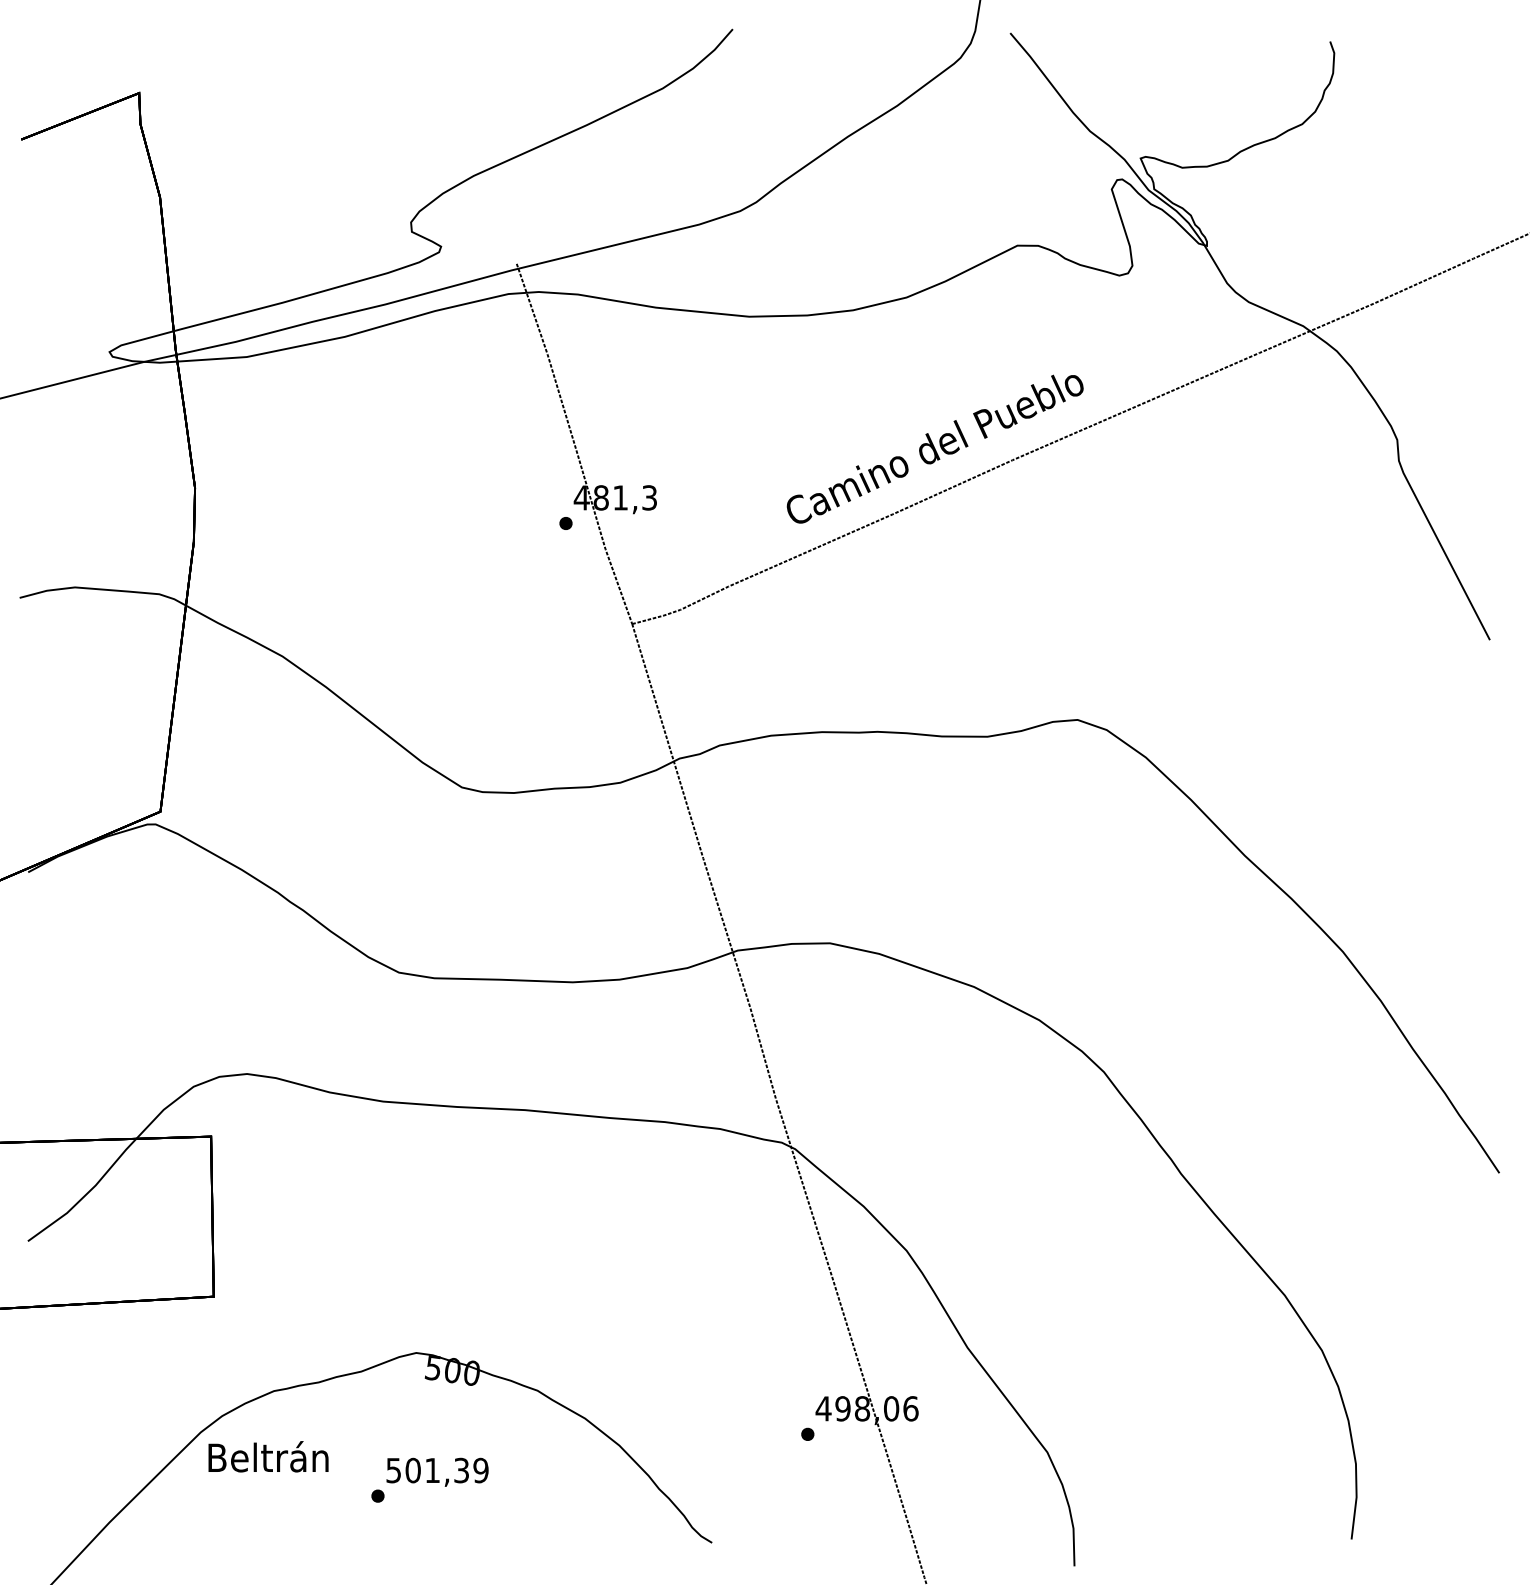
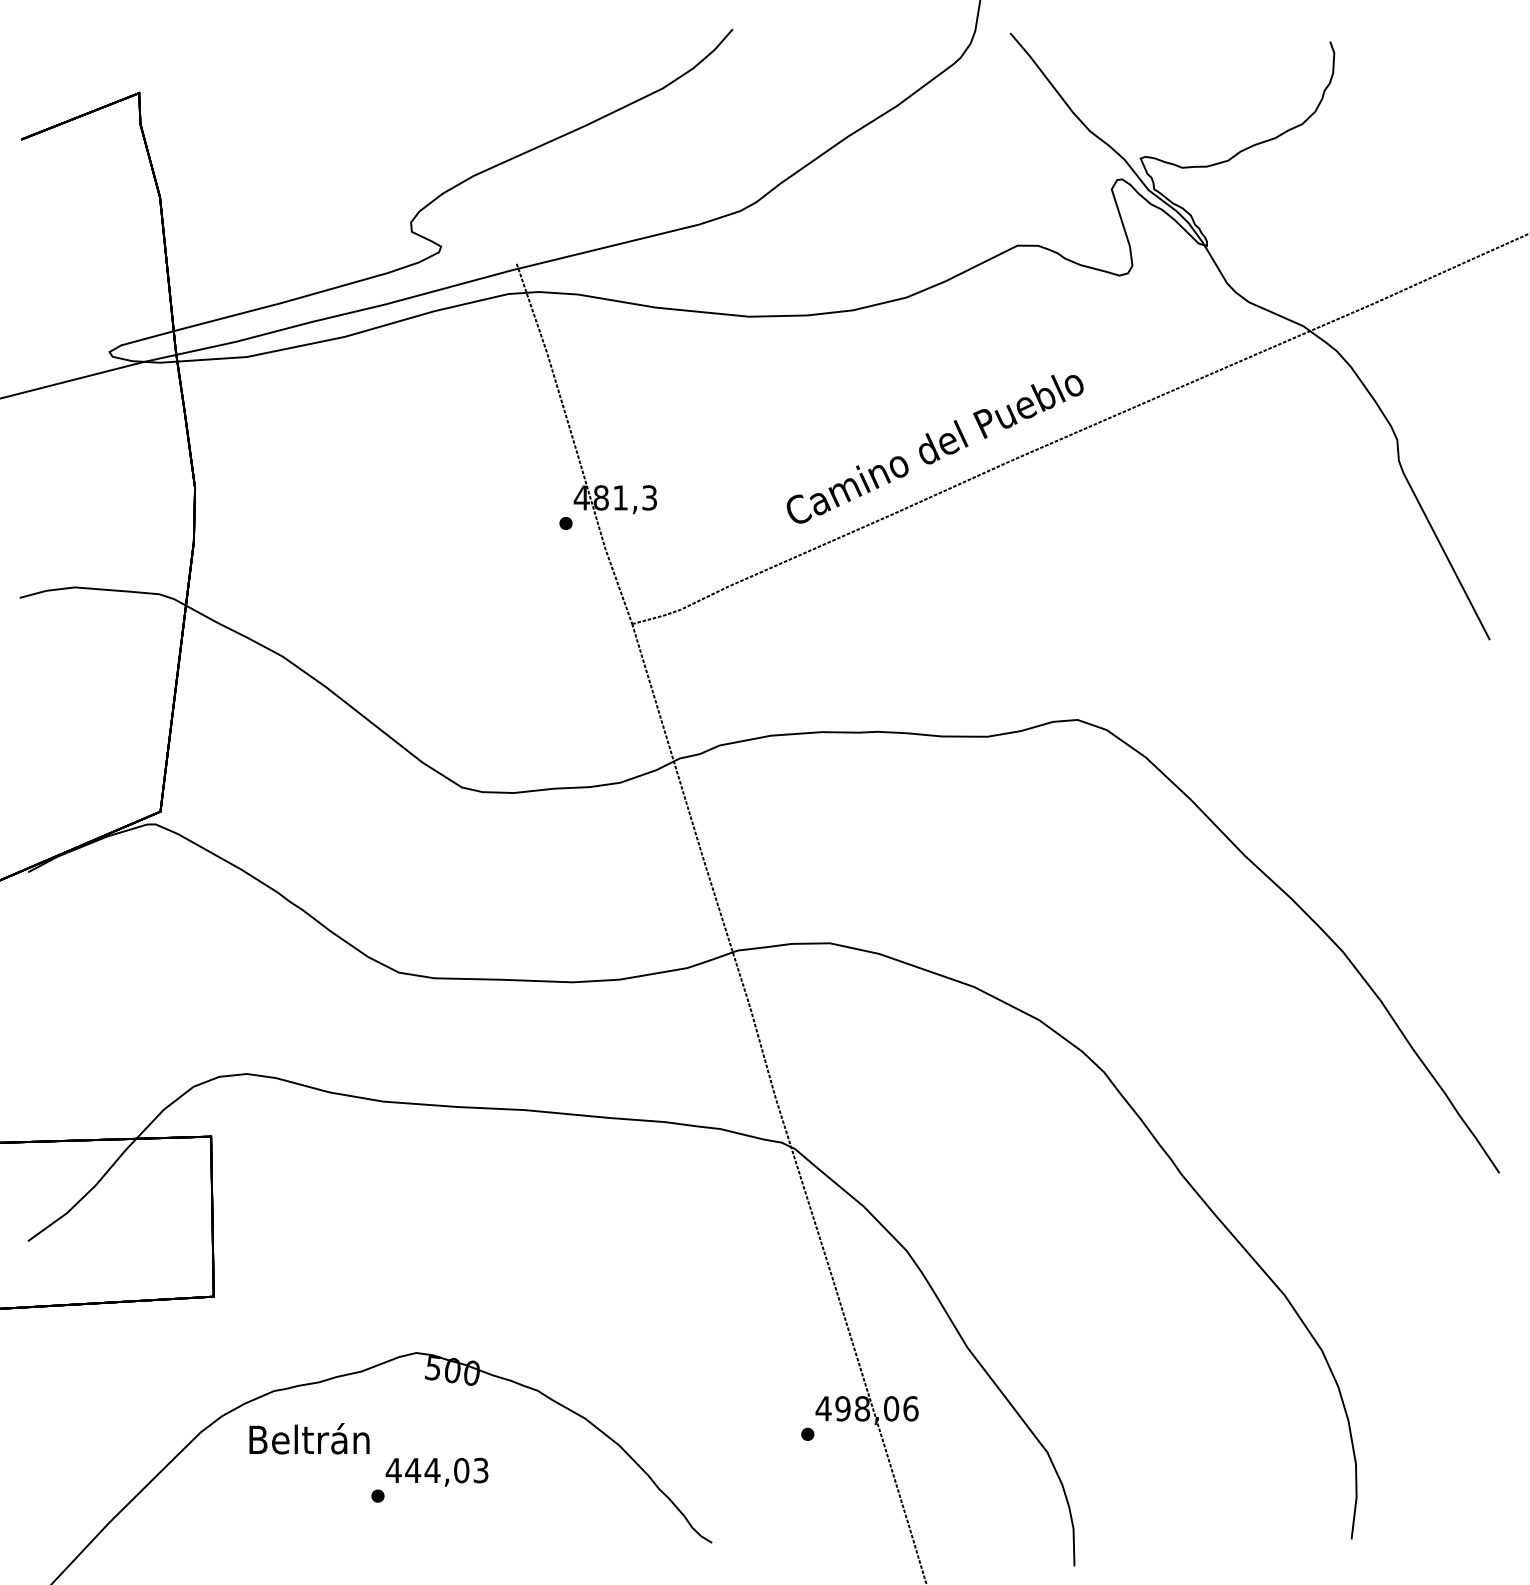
text position: (268, 1456) -> (309, 1438) (309, 1438)
text: 501,39 -> 444,03 (436, 1470)
